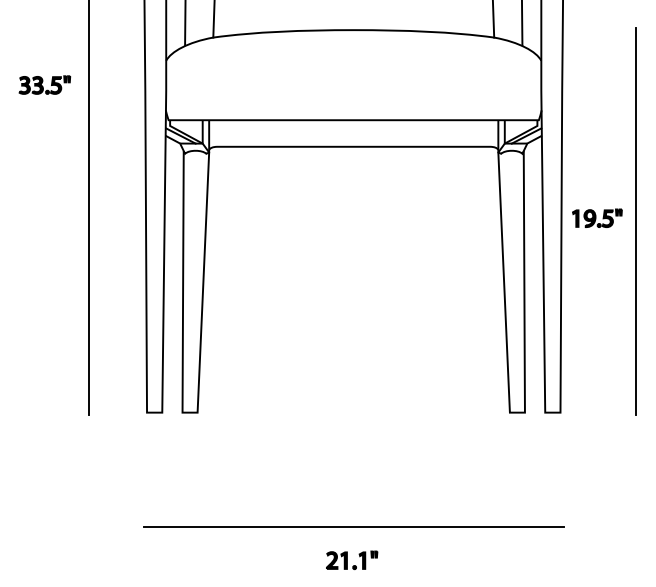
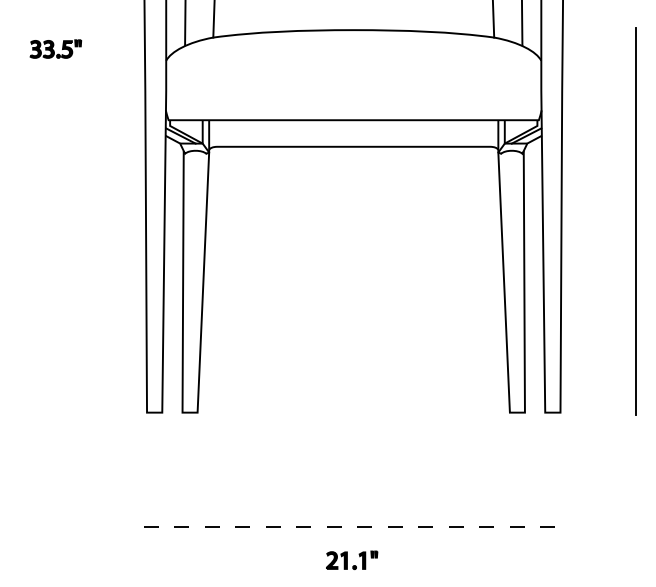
part position: (44, 84) -> (55, 48) (55, 48)
line: present -> none (89, 208)
part: present -> none (597, 217)
line: solid -> dashed (354, 526)
